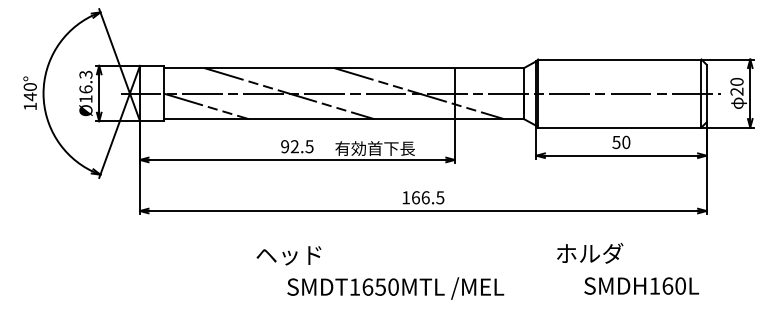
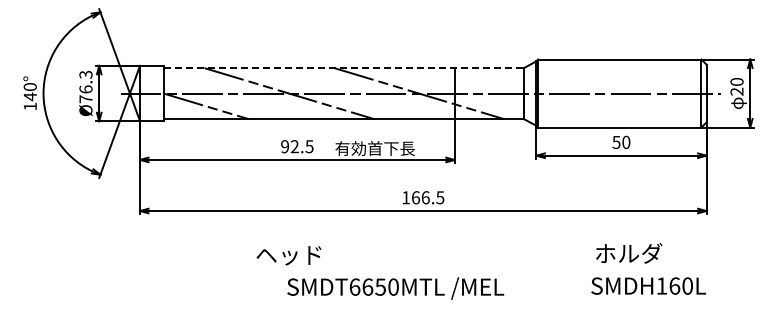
line: solid -> dashed (344, 68)
text: Ø16.3 -> Ø76.3 (85, 99)
text position: (590, 253) -> (629, 253) (629, 253)
text position: (641, 285) -> (648, 285) (648, 285)
text: SMDT1650MTL -> SMDT6650MTL (354, 286)
